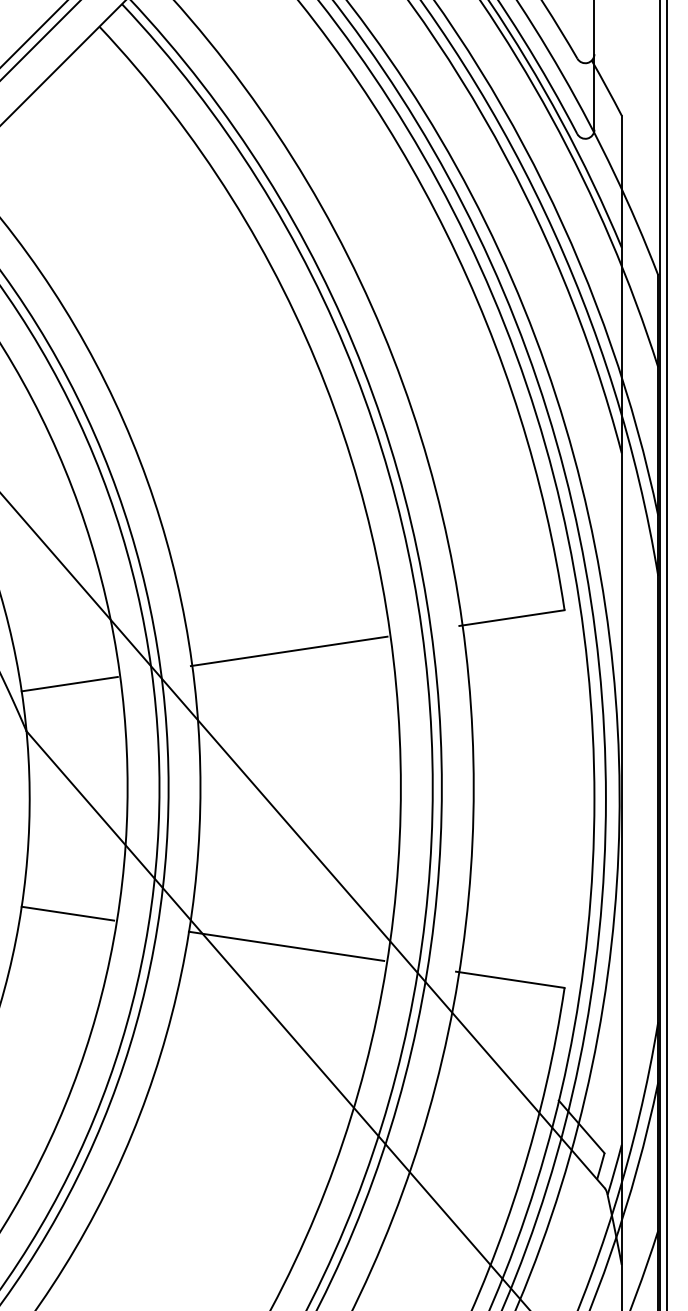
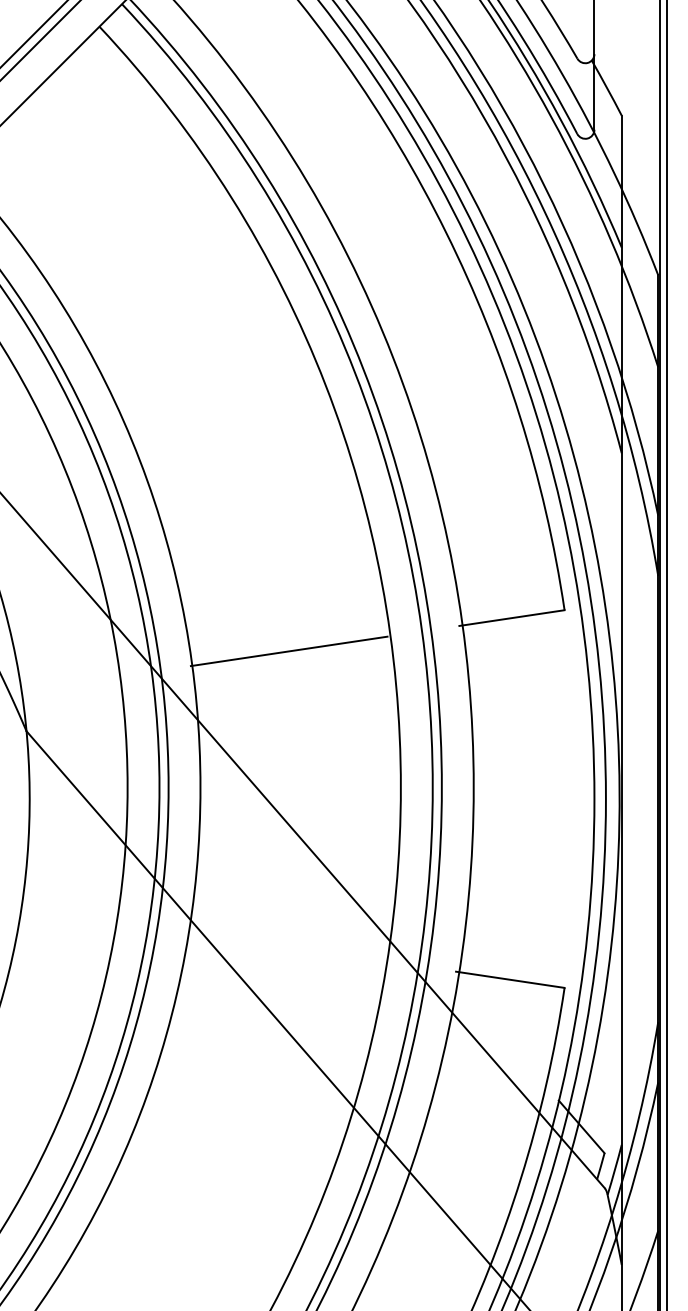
line: present -> none (69, 683)
line: present -> none (67, 913)
line: present -> none (286, 945)
